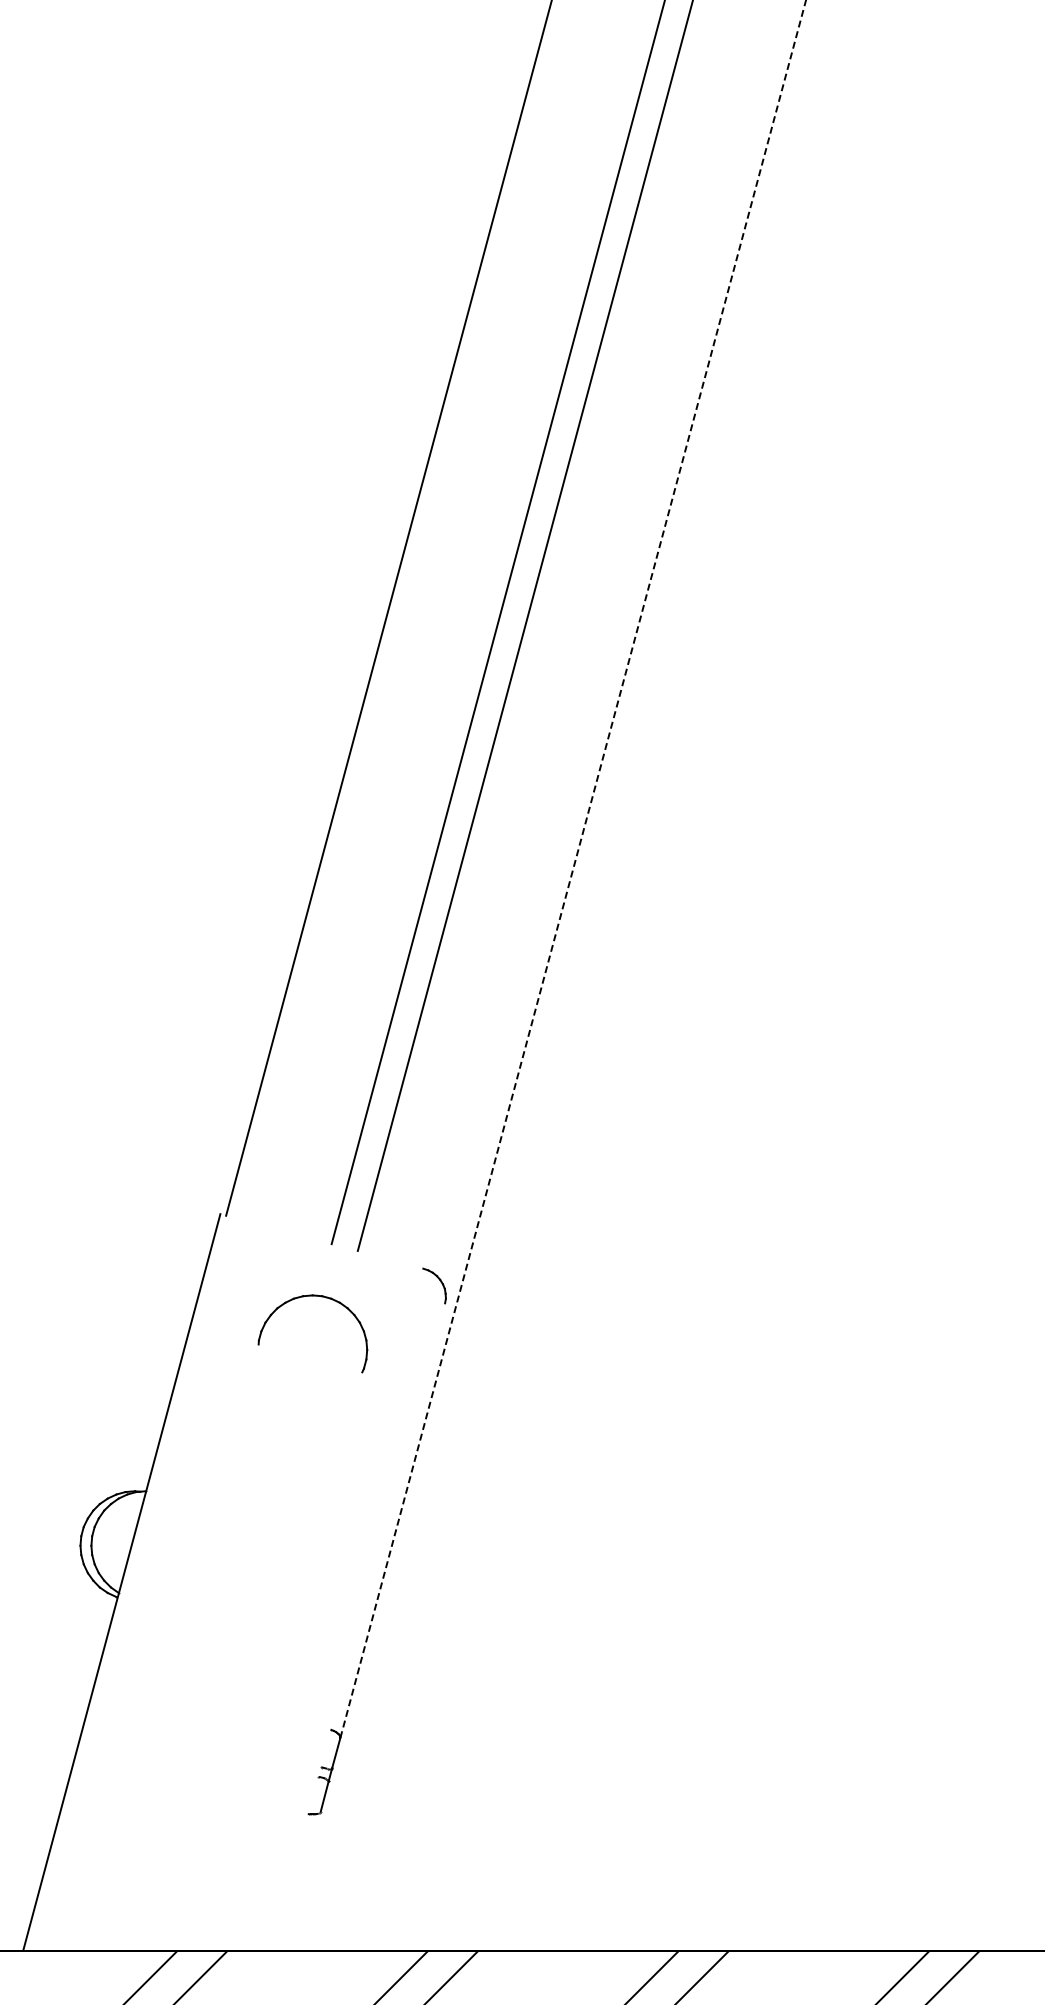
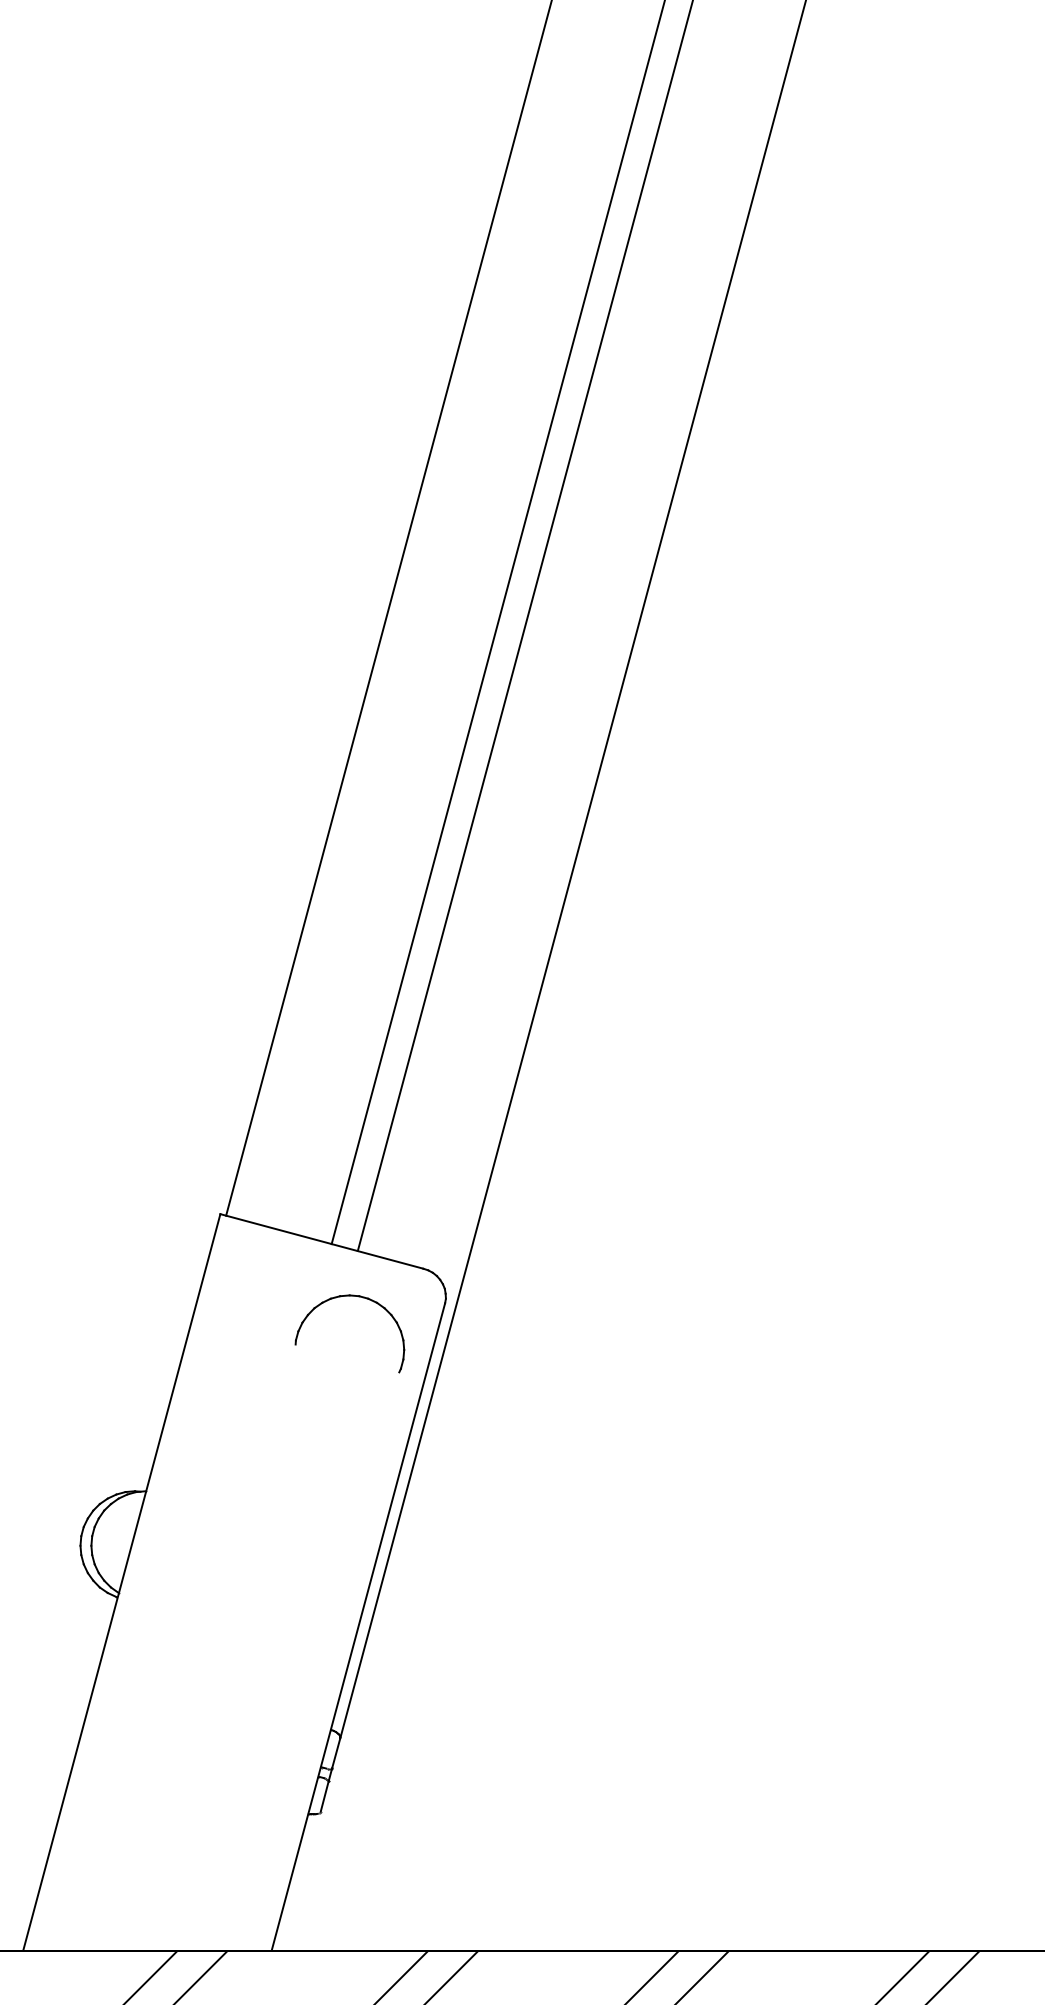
line: dashed -> solid (573, 868)
line: none -> present (321, 1241)
part position: (312, 1296) -> (349, 1296) (349, 1296)
line: none -> present (358, 1626)
